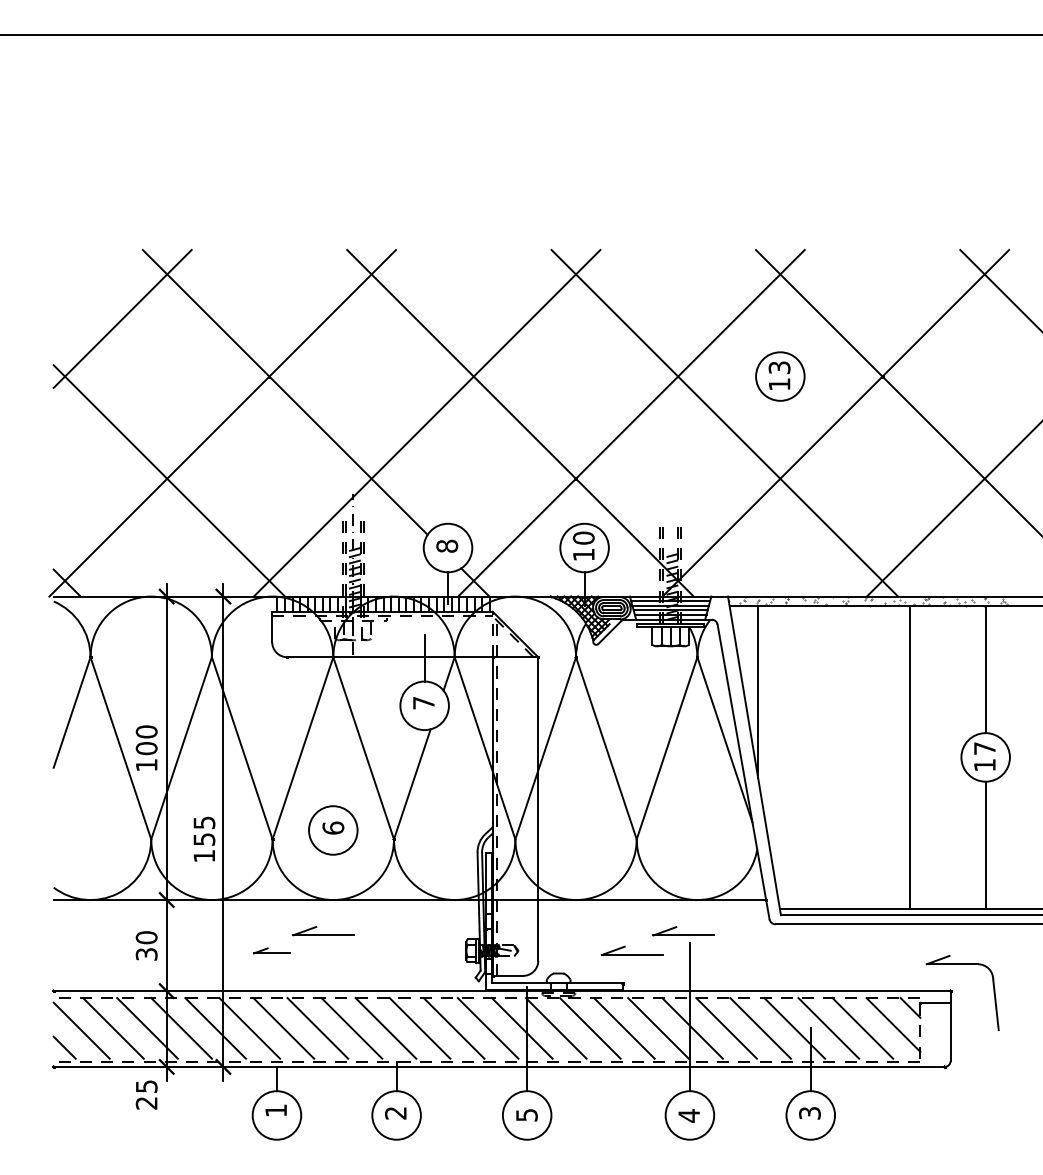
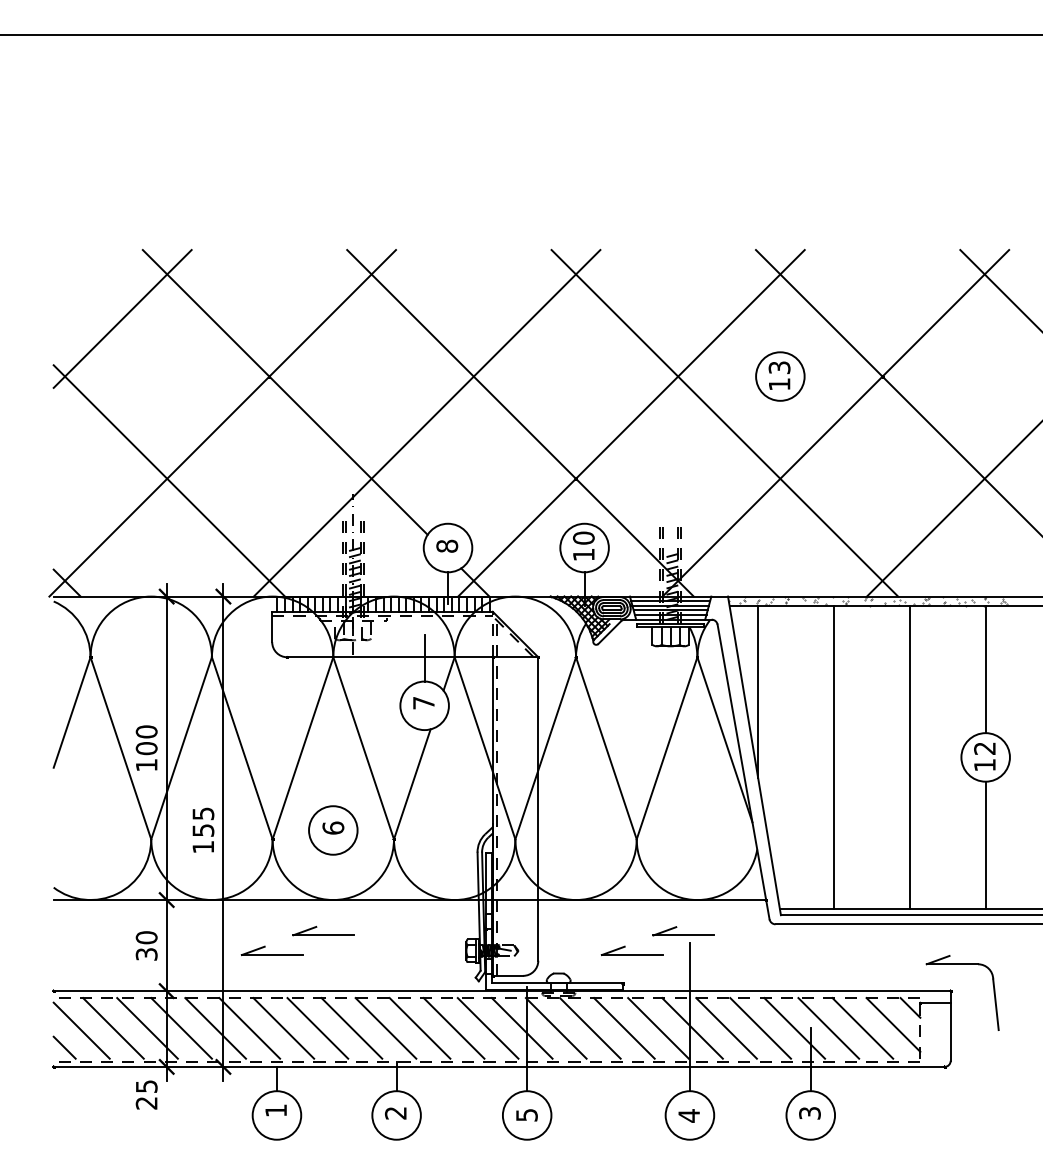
text: 17 -> 12 (984, 748)
line: none -> present (833, 757)
text position: (204, 838) -> (203, 829) (203, 829)
part size: 38x8 px -> 64x12 px (271, 950)
